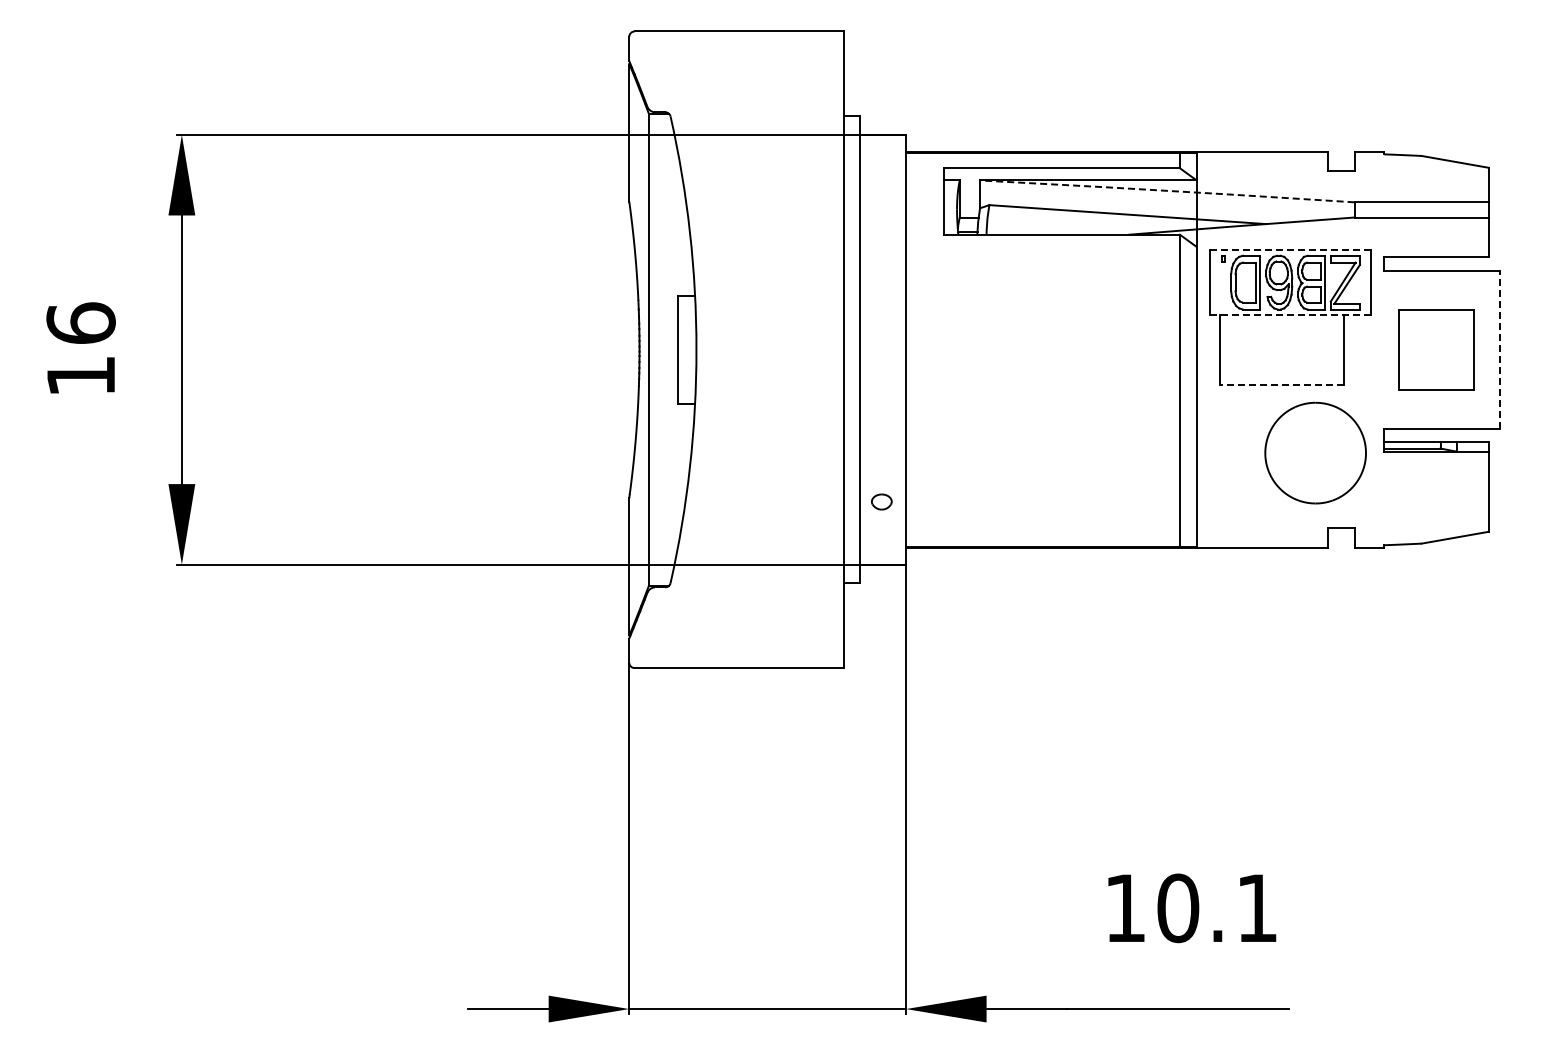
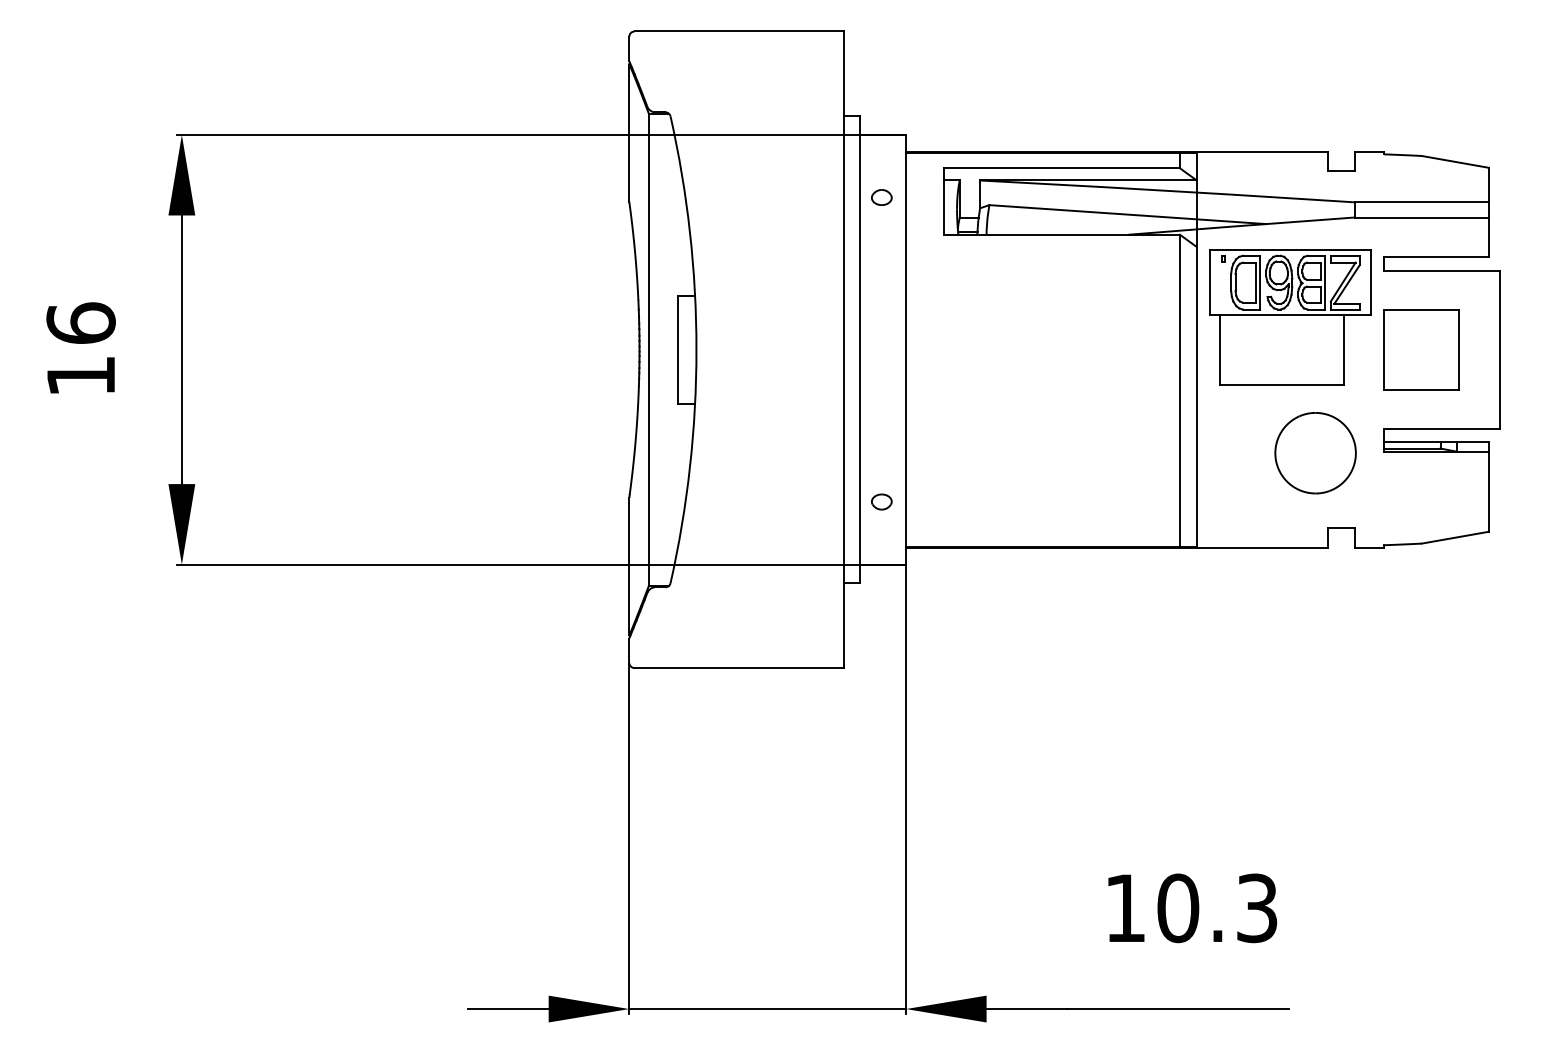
line: dashed -> solid (1166, 190)
part: none -> present (881, 197)
line: dashed -> solid (1290, 250)
line: dashed -> solid (1290, 314)
part position: (1436, 349) -> (1421, 349) (1421, 349)
line: dashed -> solid (1499, 349)
line: dashed -> solid (1282, 384)
part size: 103x104 px -> 83x83 px (1315, 453)
text: 10.1 -> 10.3 (1257, 908)
